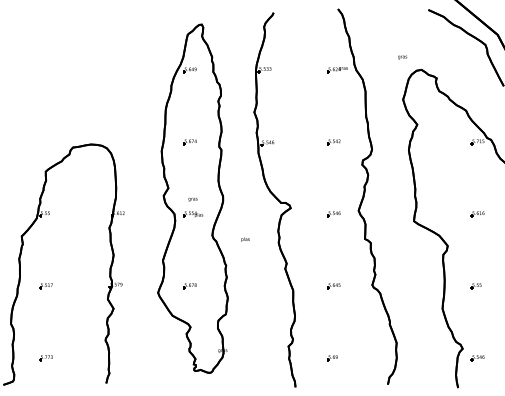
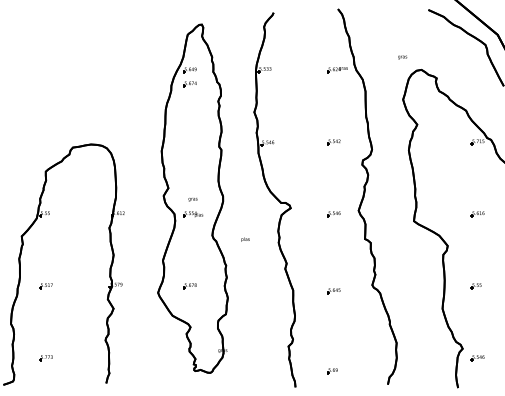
part position: (189, 142) -> (189, 84) (189, 84)
part position: (333, 286) -> (333, 291) (333, 291)
part position: (332, 358) -> (332, 371) (332, 371)
